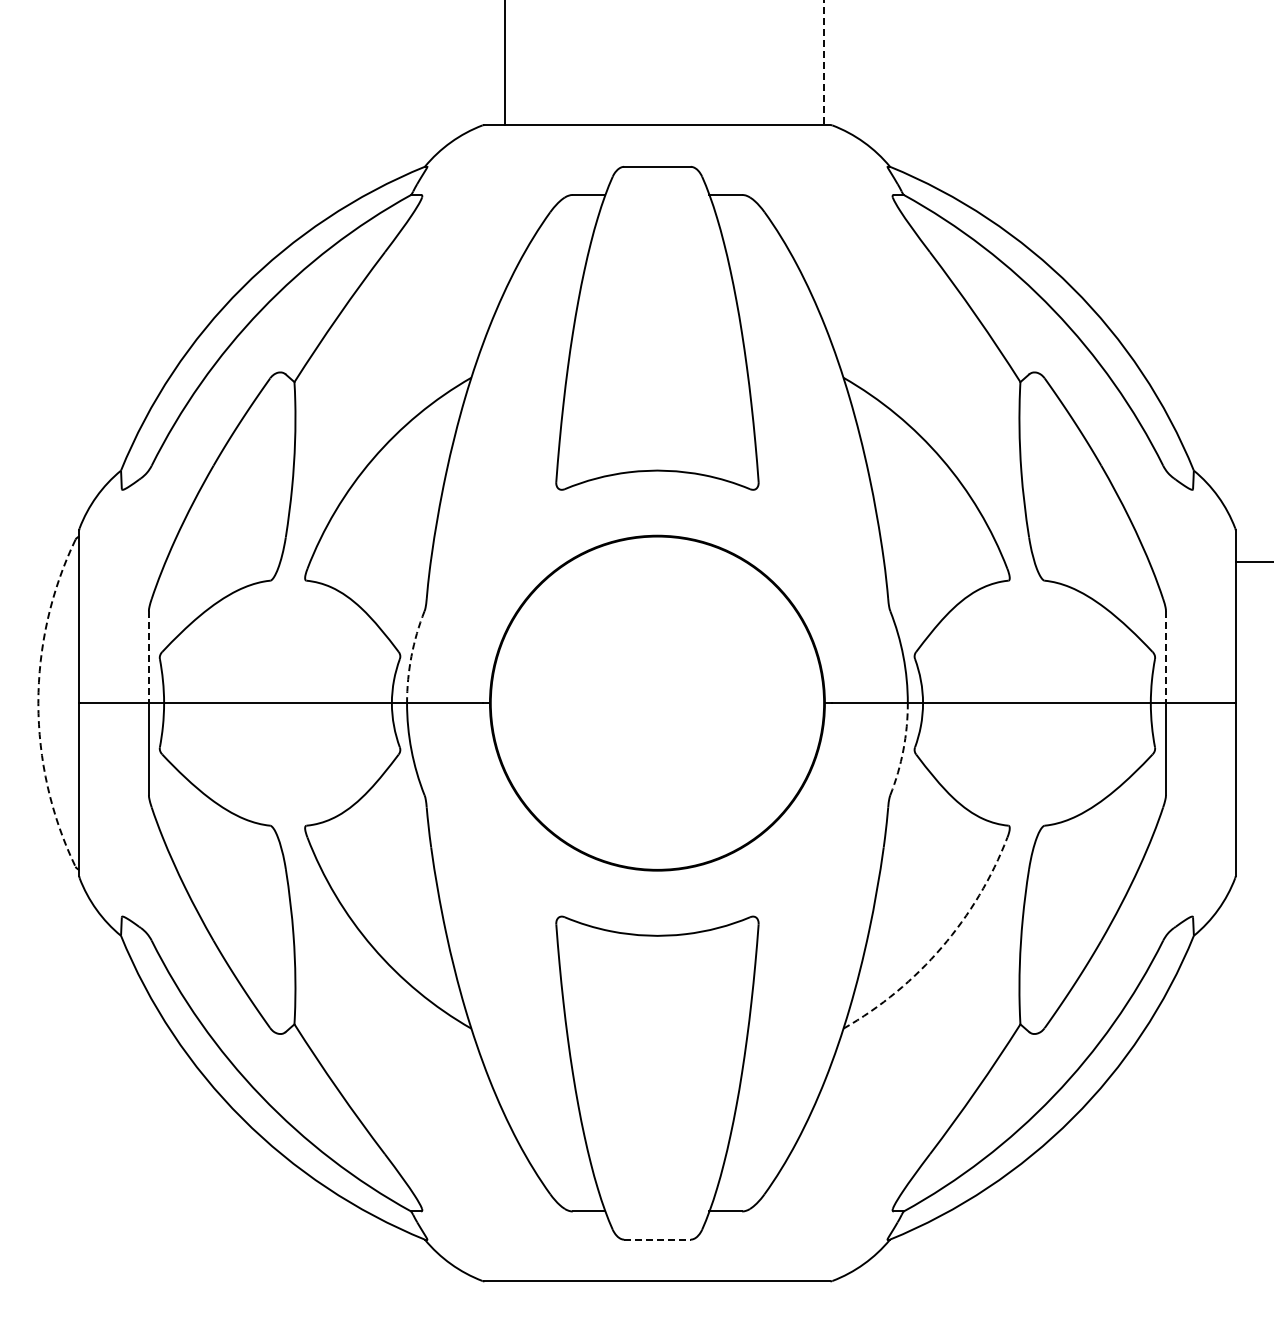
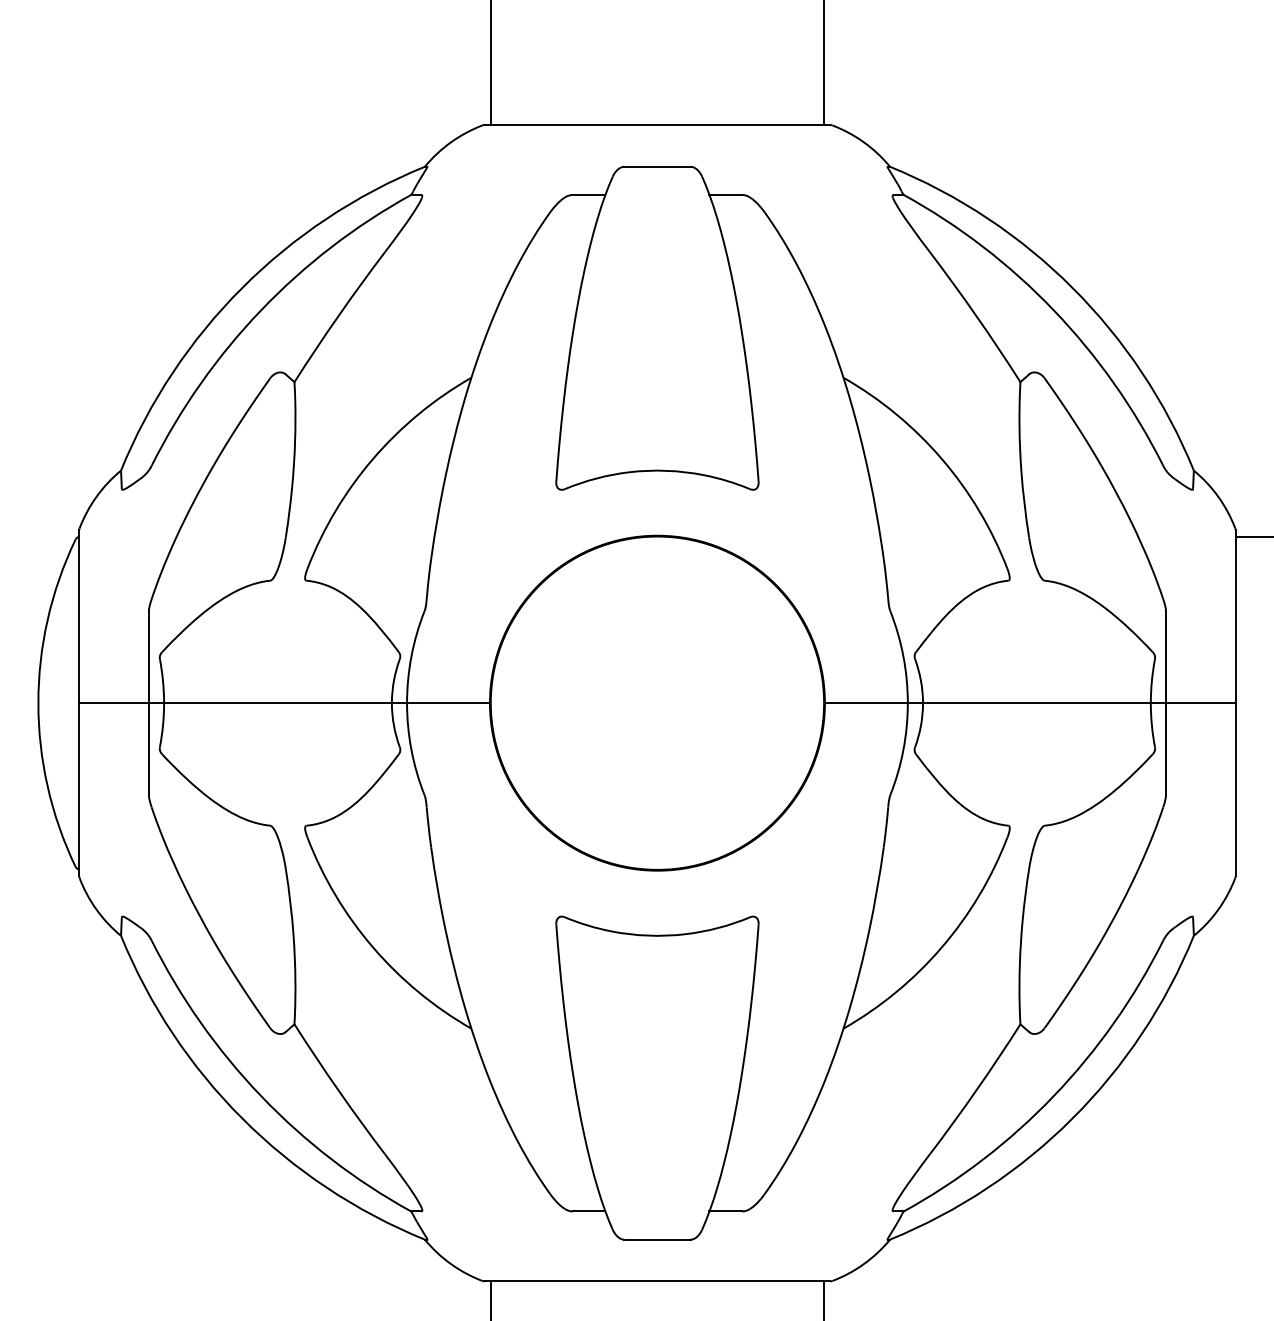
line position: (504, 63) -> (490, 63) (490, 63)
line: dashed -> solid (824, 63)
line position: (1252, 561) -> (1252, 536) (1252, 536)
arc: dashed -> solid (411, 656)
line: dashed -> solid (148, 657)
line: dashed -> solid (1165, 657)
arc: dashed -> solid (38, 703)
arc: dashed -> solid (903, 750)
arc: dashed -> solid (941, 947)
line: dashed -> solid (657, 1239)
line: none -> present (490, 1299)
line: none -> present (824, 1299)
